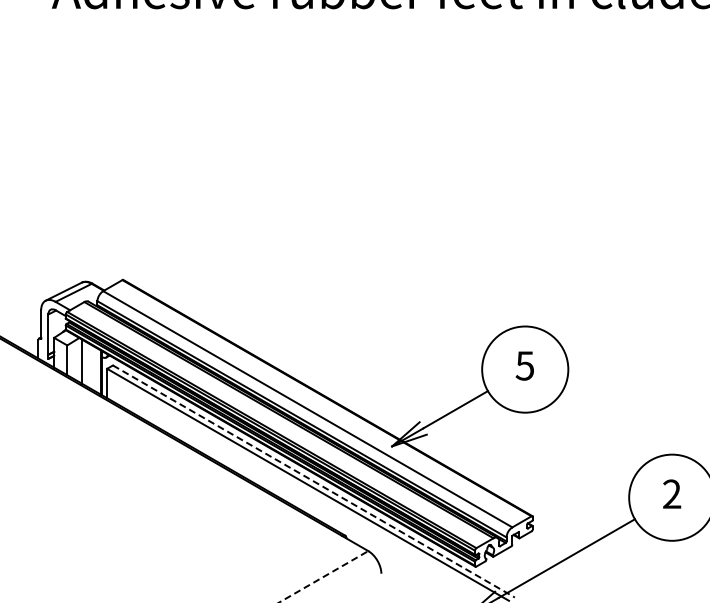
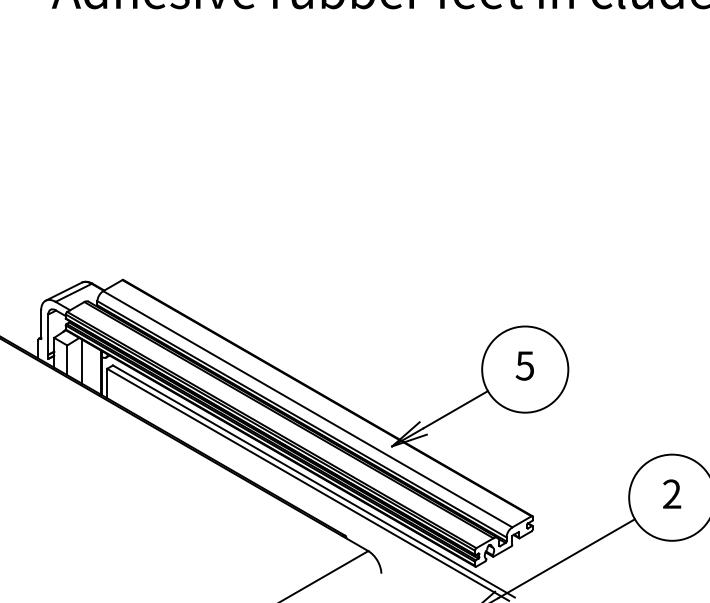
line: dashed -> solid (314, 481)
line: dashed -> solid (324, 576)
